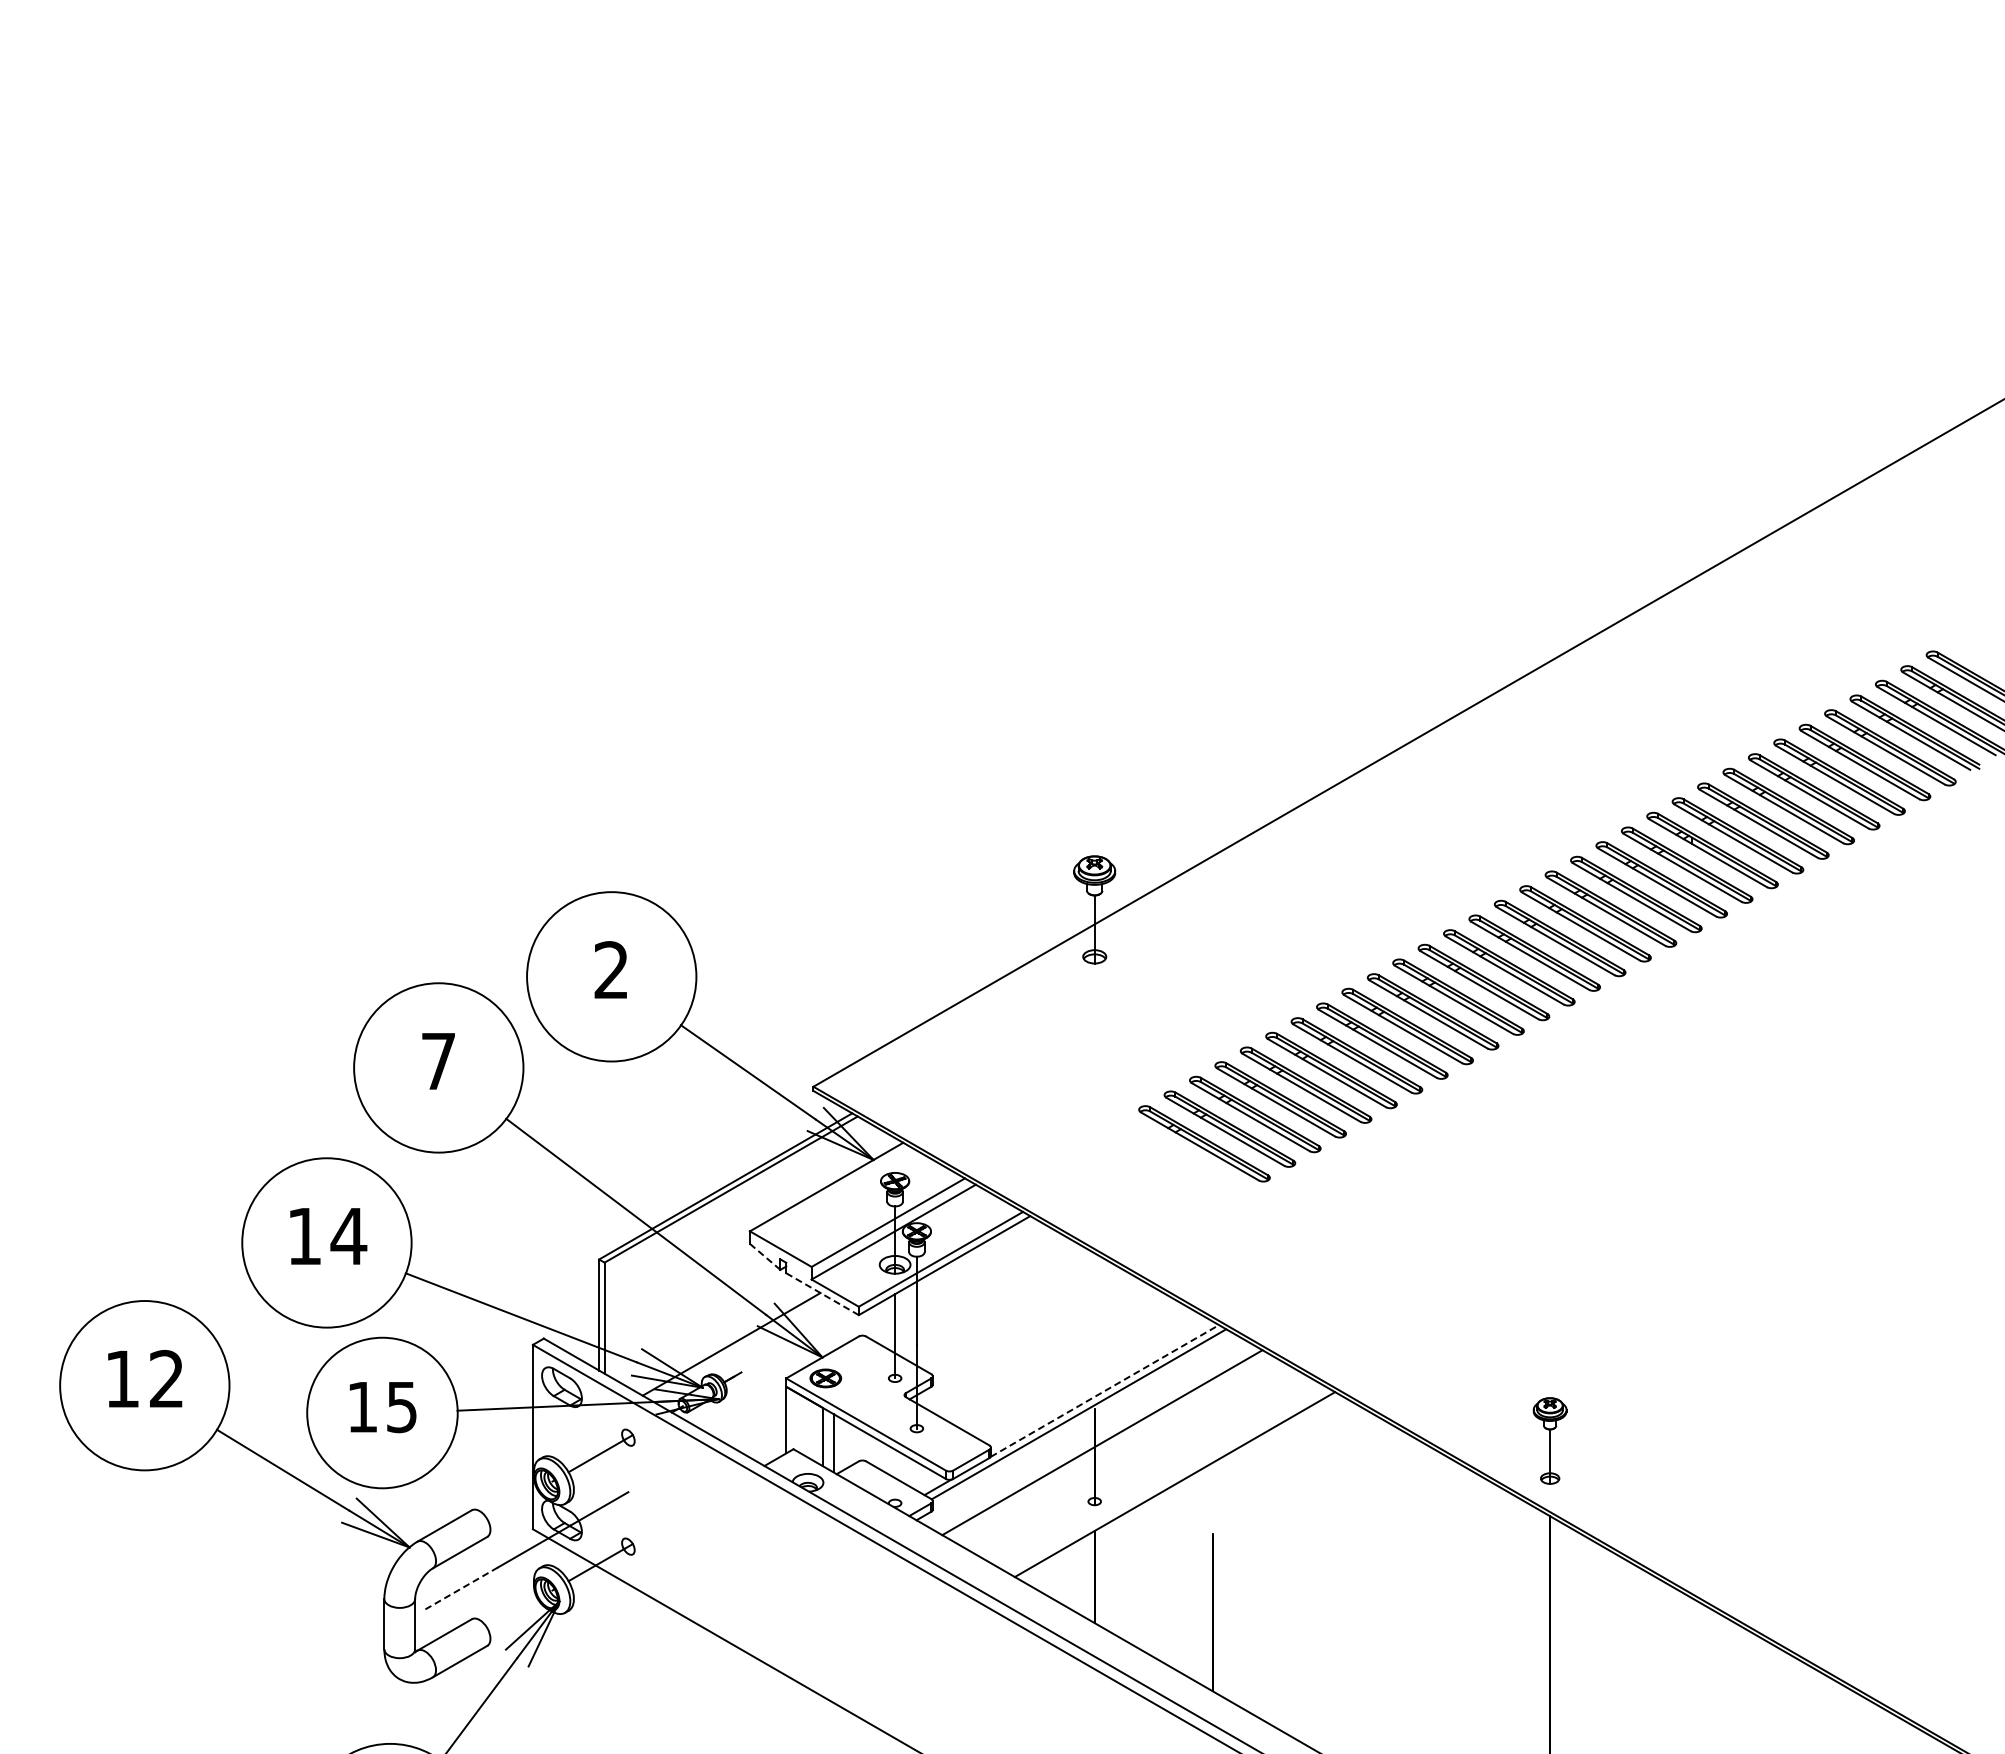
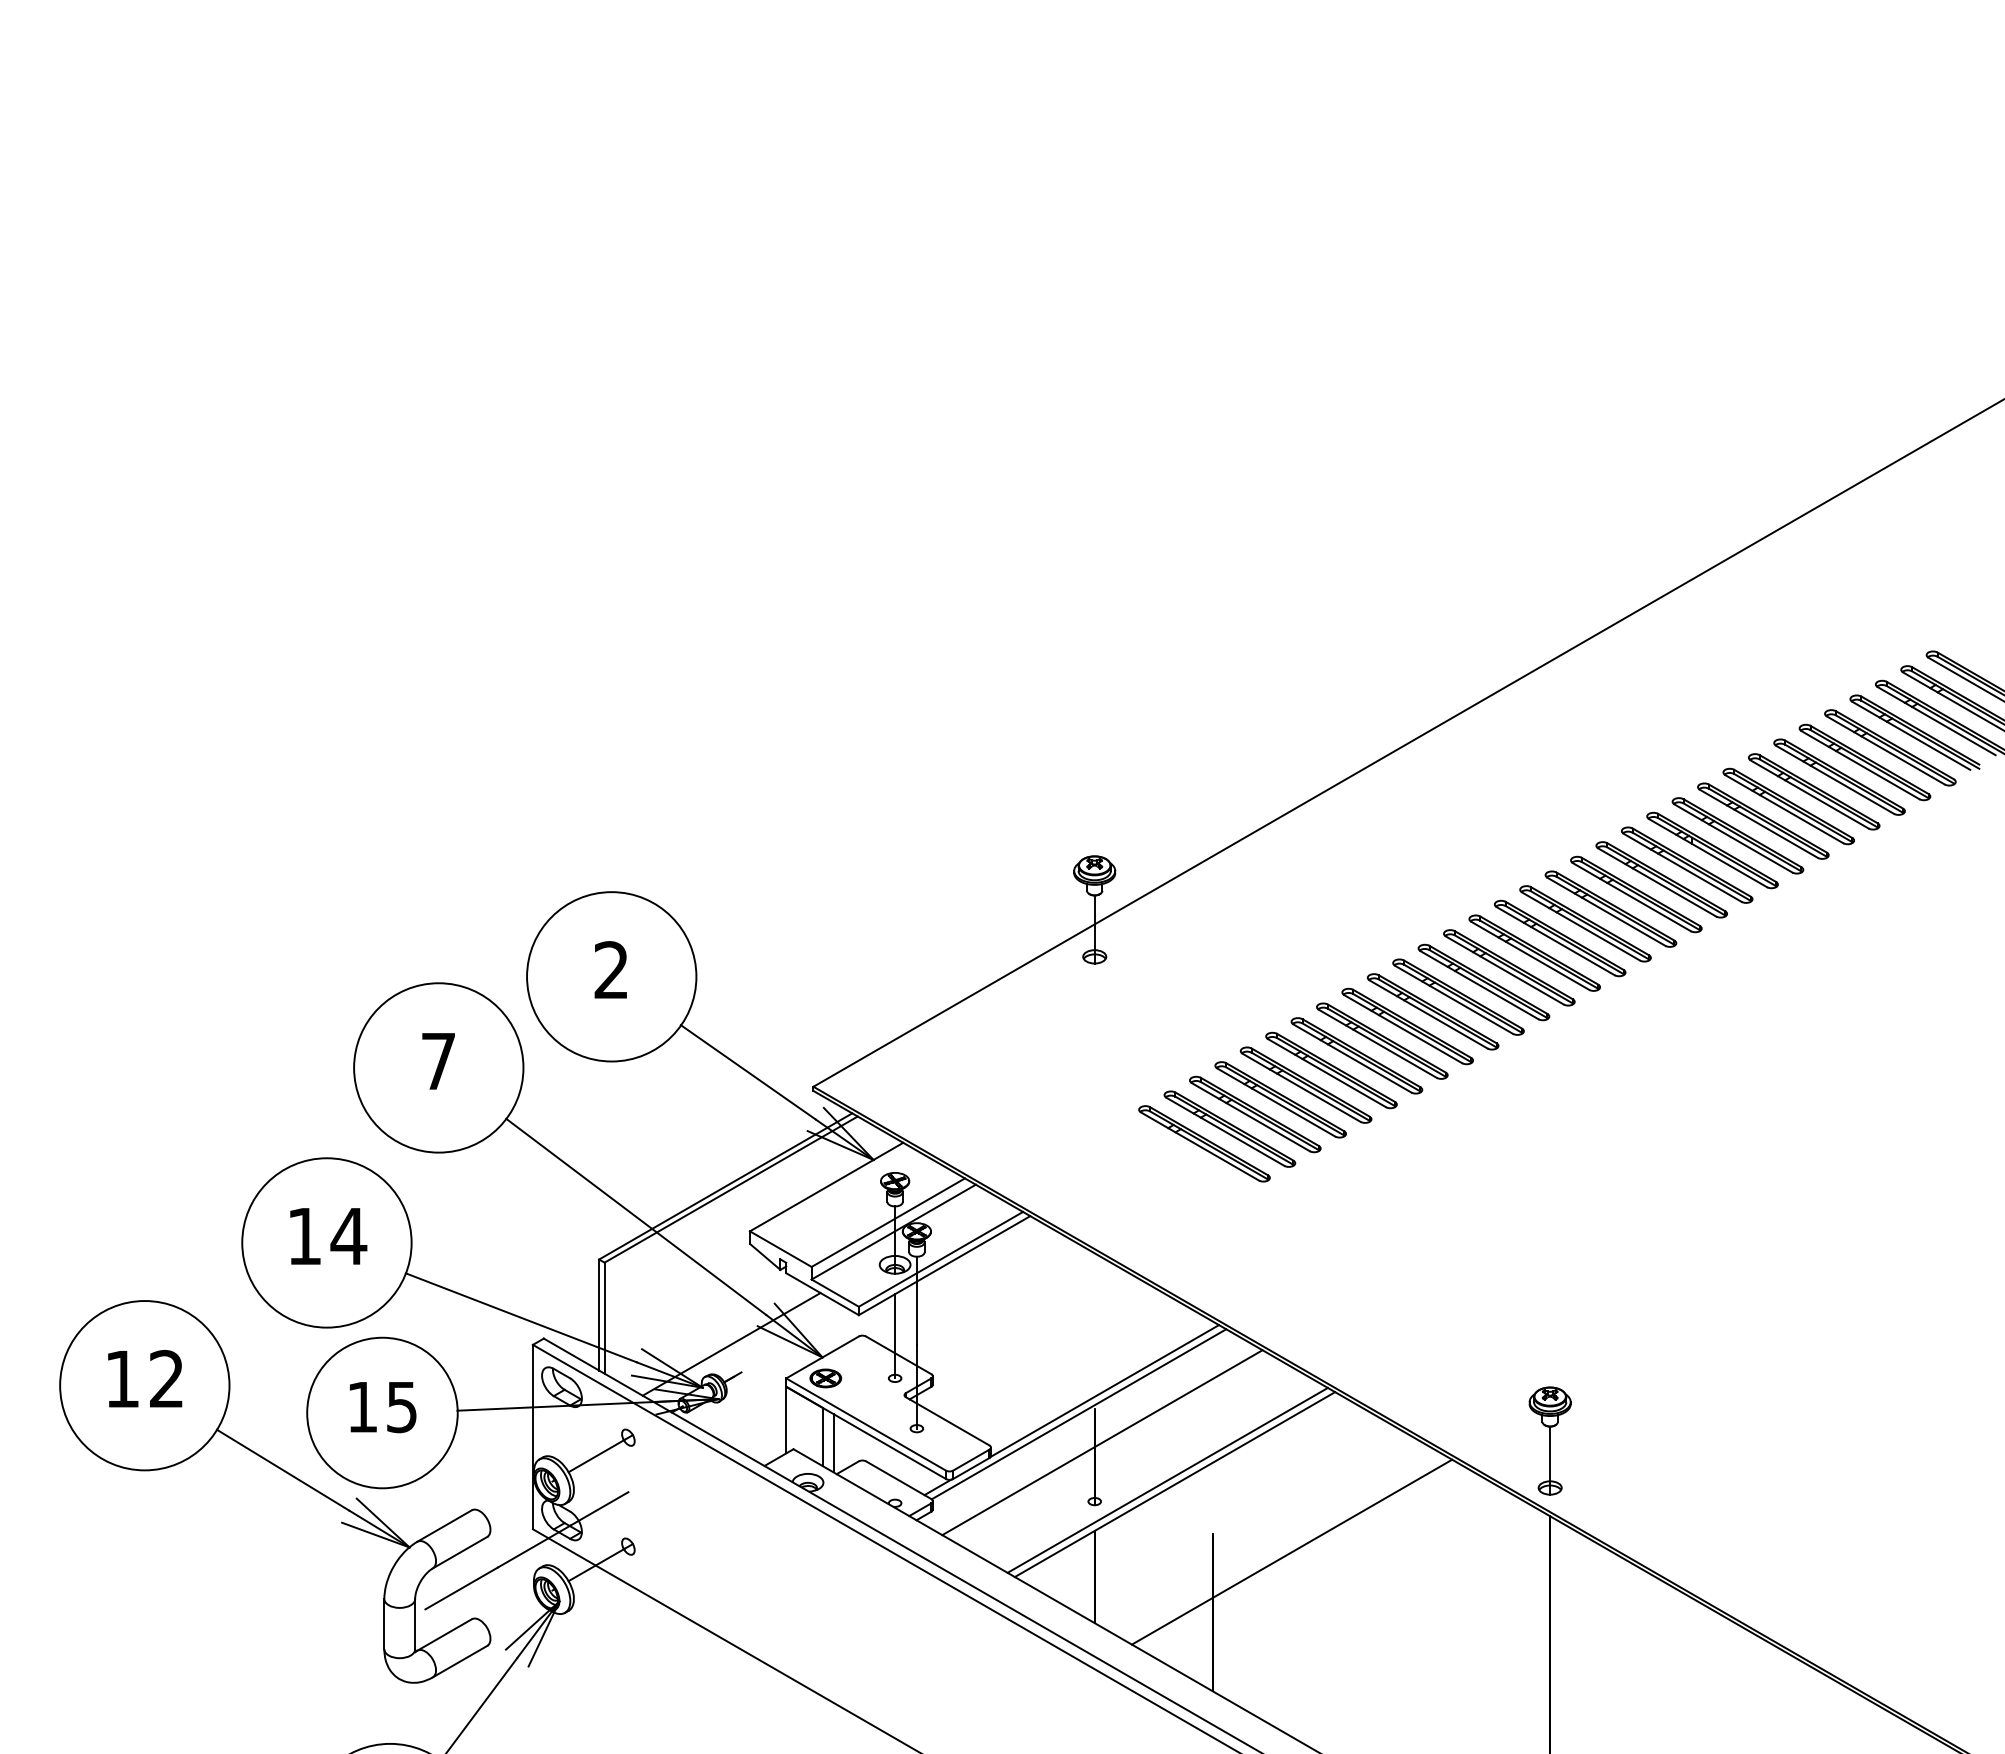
line: dashed -> solid (765, 1257)
line: dashed -> solid (822, 1294)
line: dashed -> solid (1104, 1391)
part size: 36x88 px -> 44x110 px (1549, 1440)
line: none -> present (1167, 1479)
line: none -> present (1291, 1551)
line: dashed -> solid (461, 1588)
